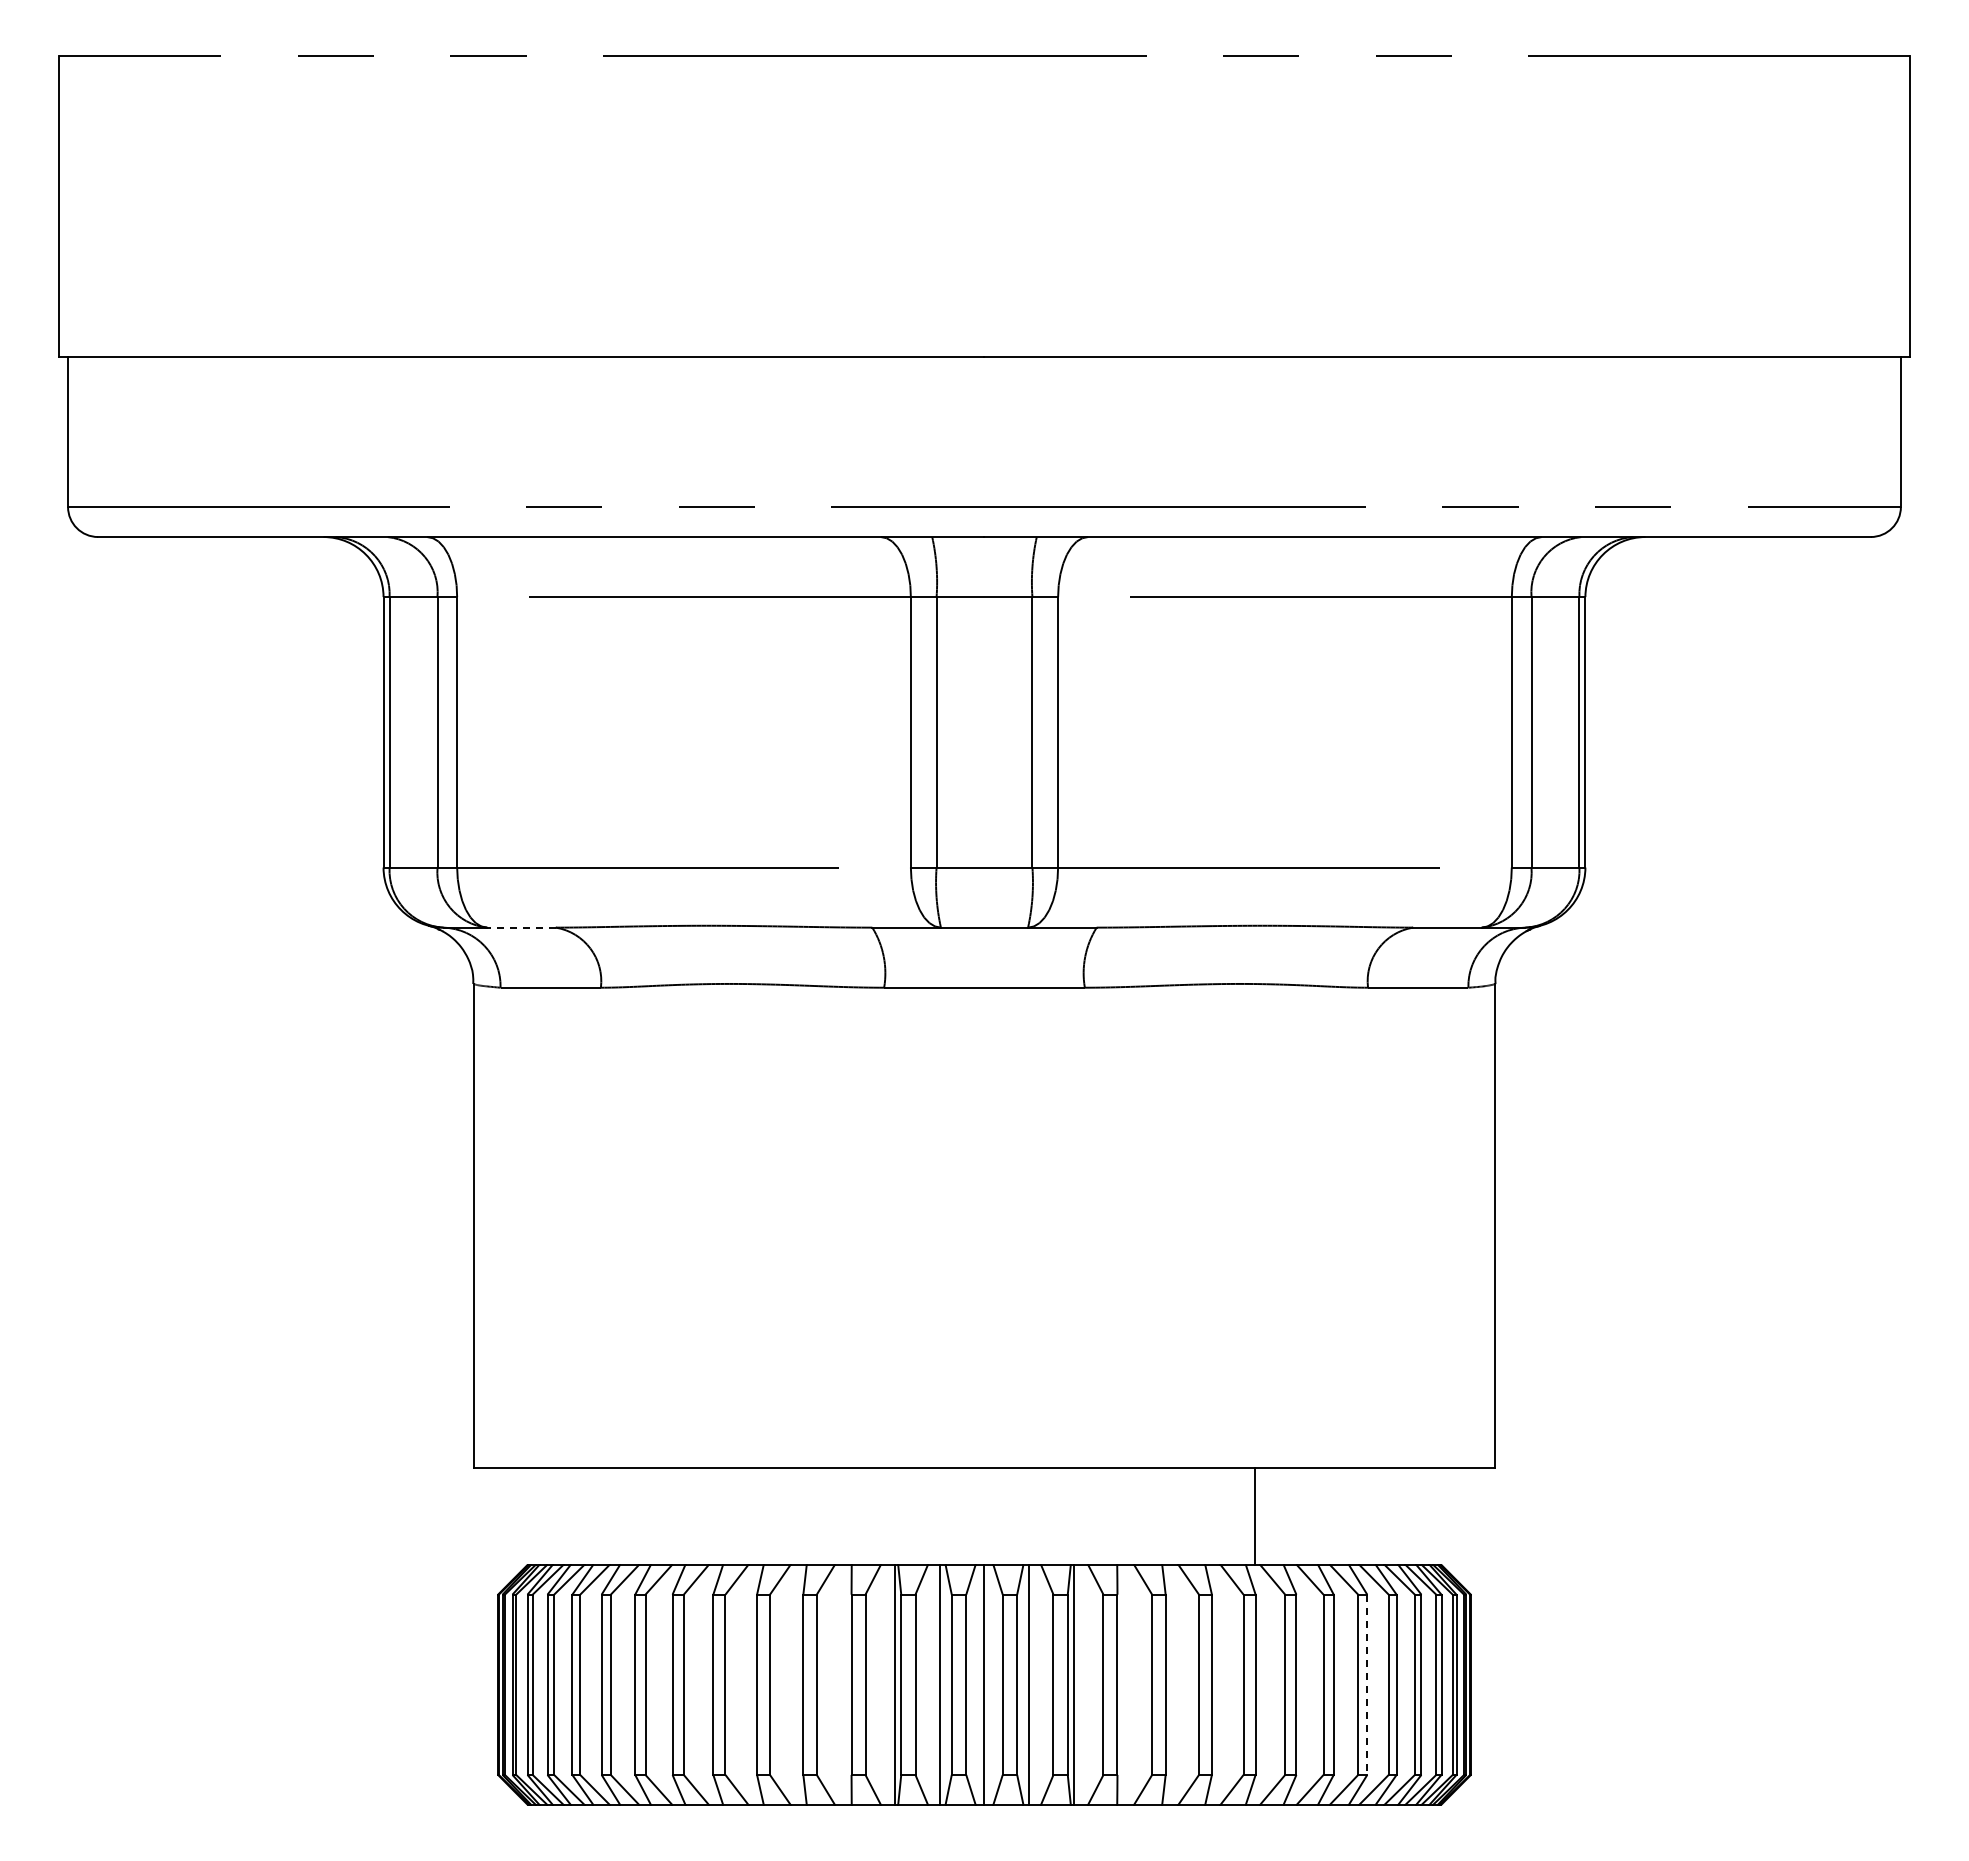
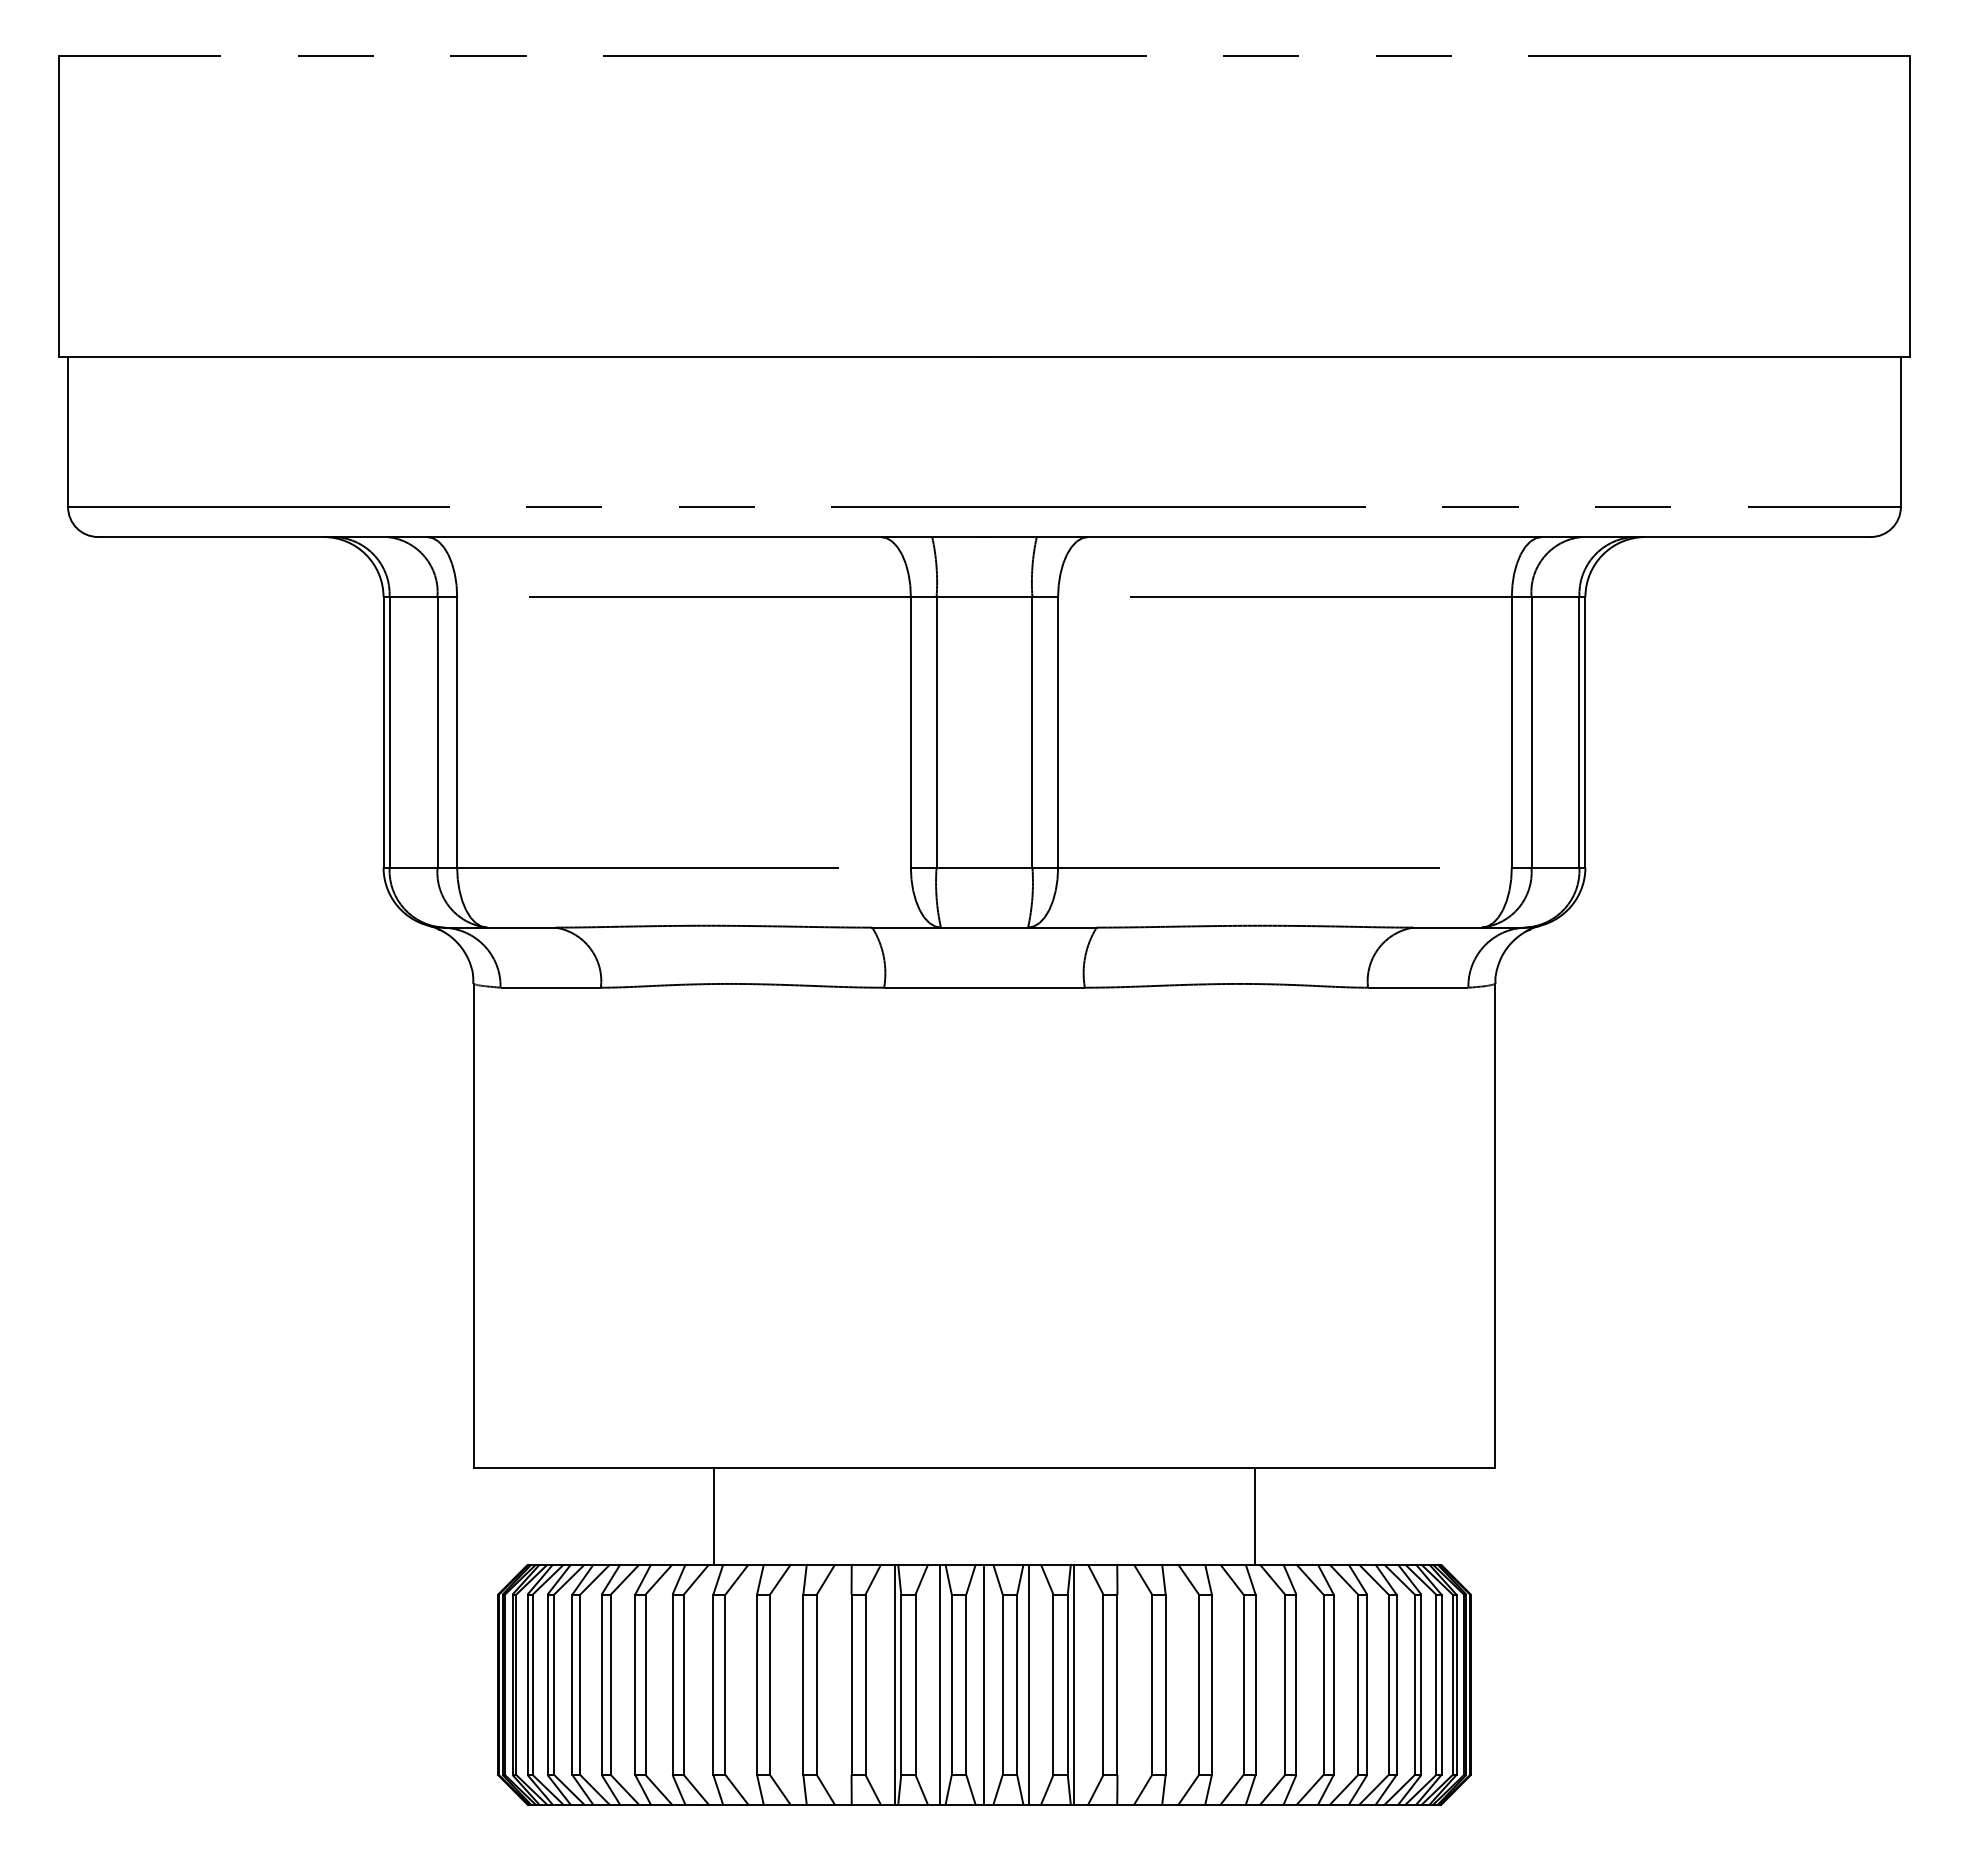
line: dashed -> solid (521, 927)
line: none -> present (714, 1516)
line: dashed -> solid (1367, 1685)
